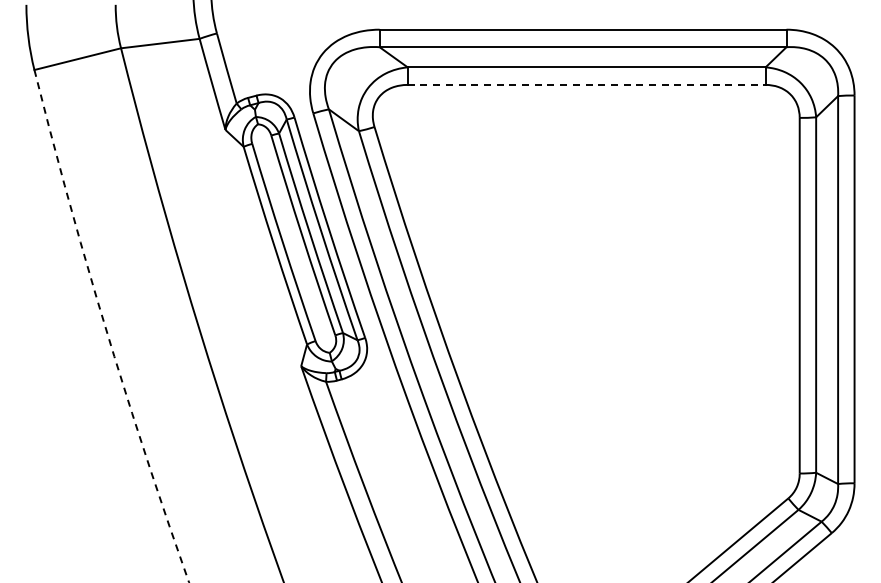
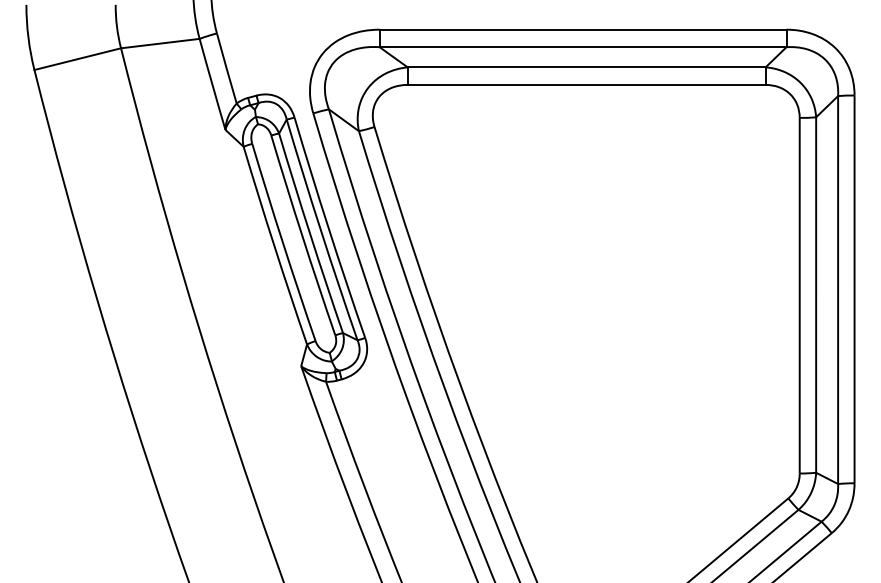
line: dashed -> solid (586, 84)
arc: dashed -> solid (106, 328)
